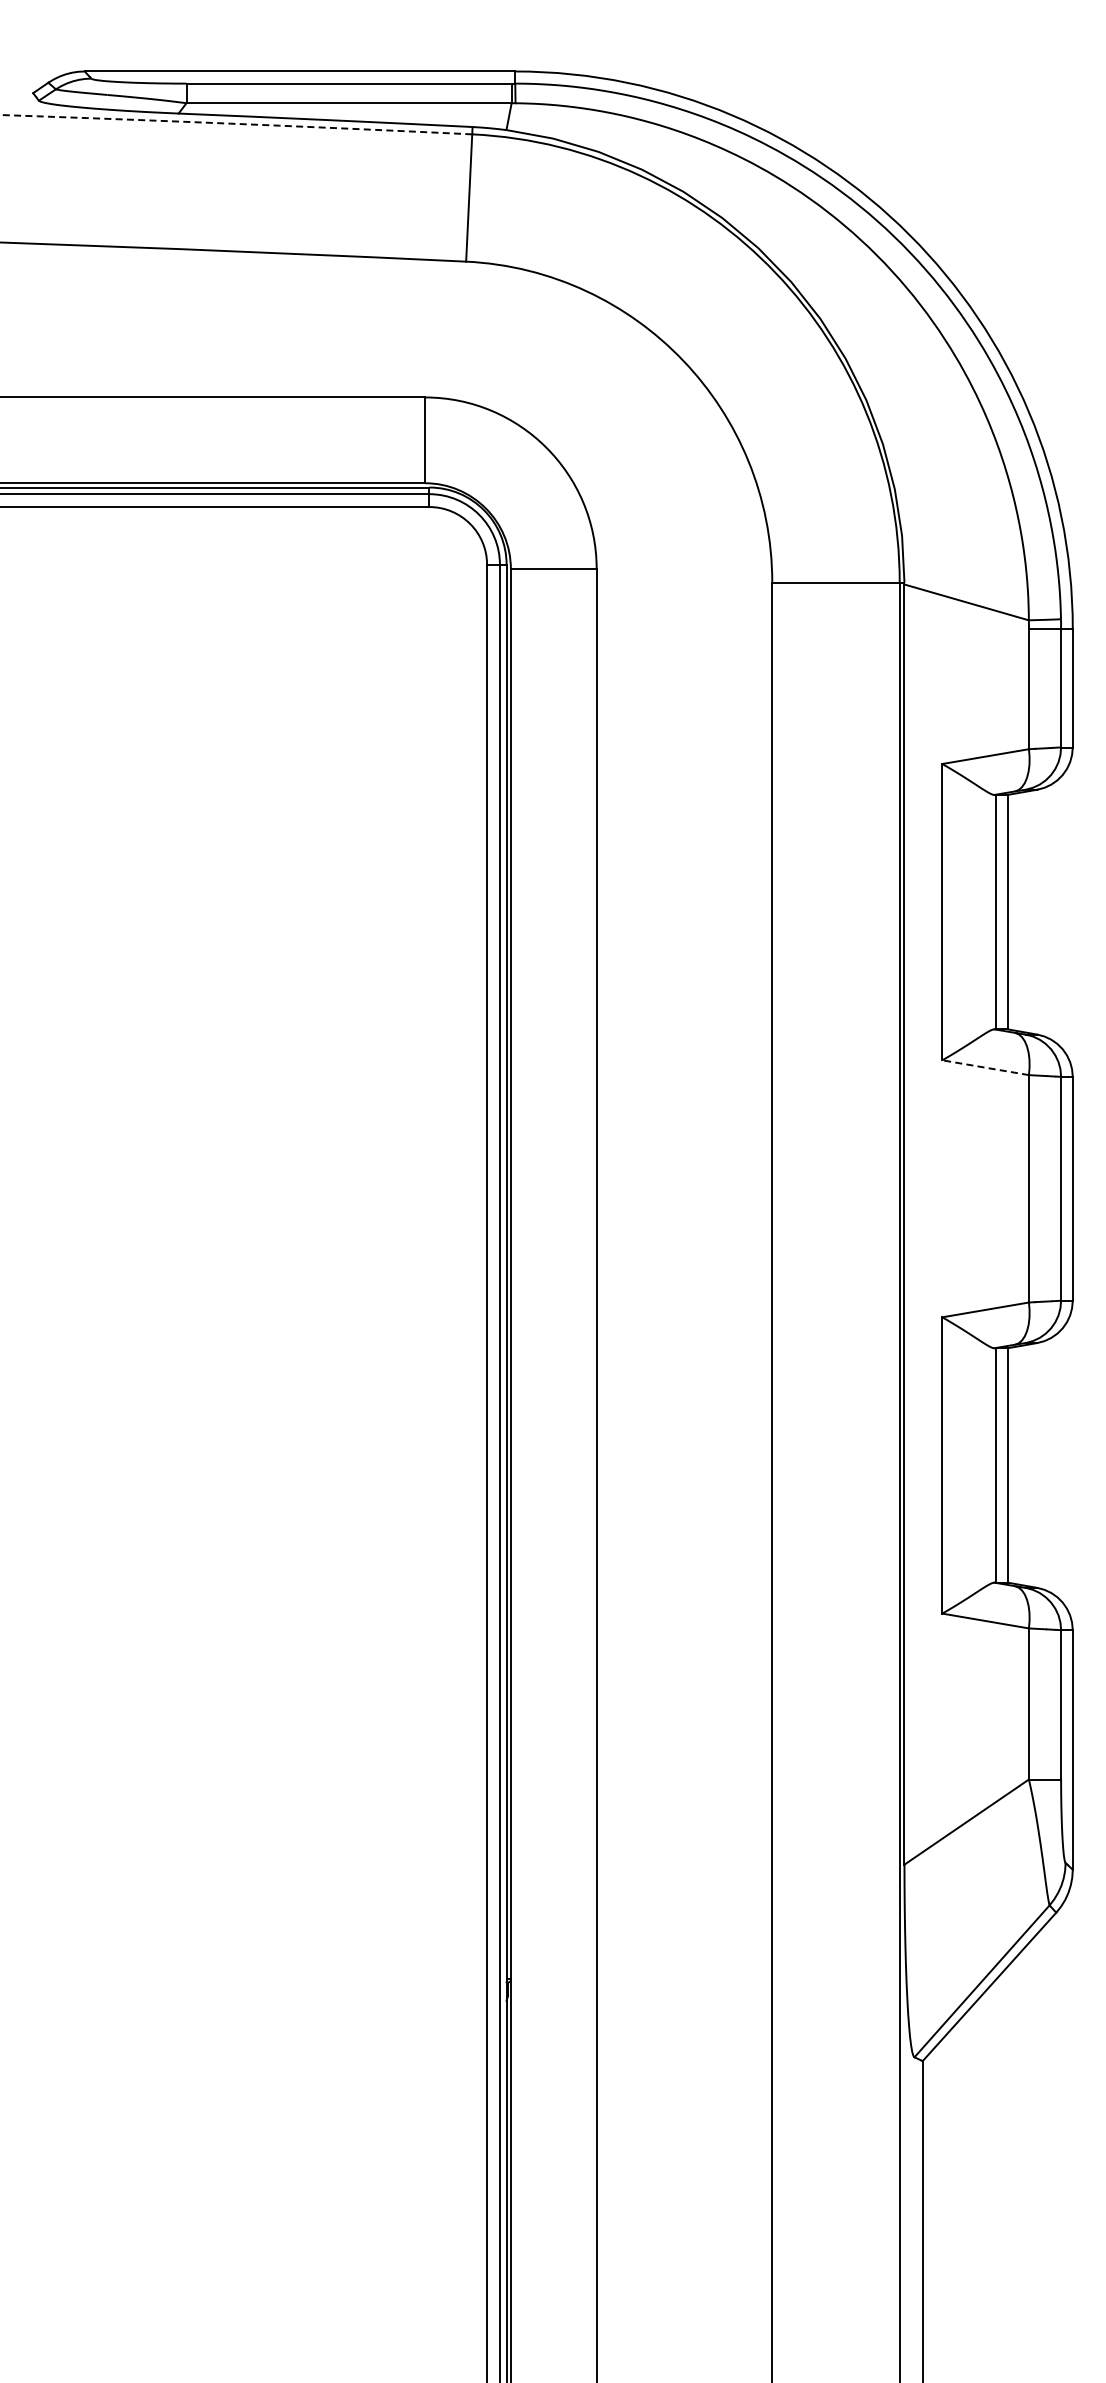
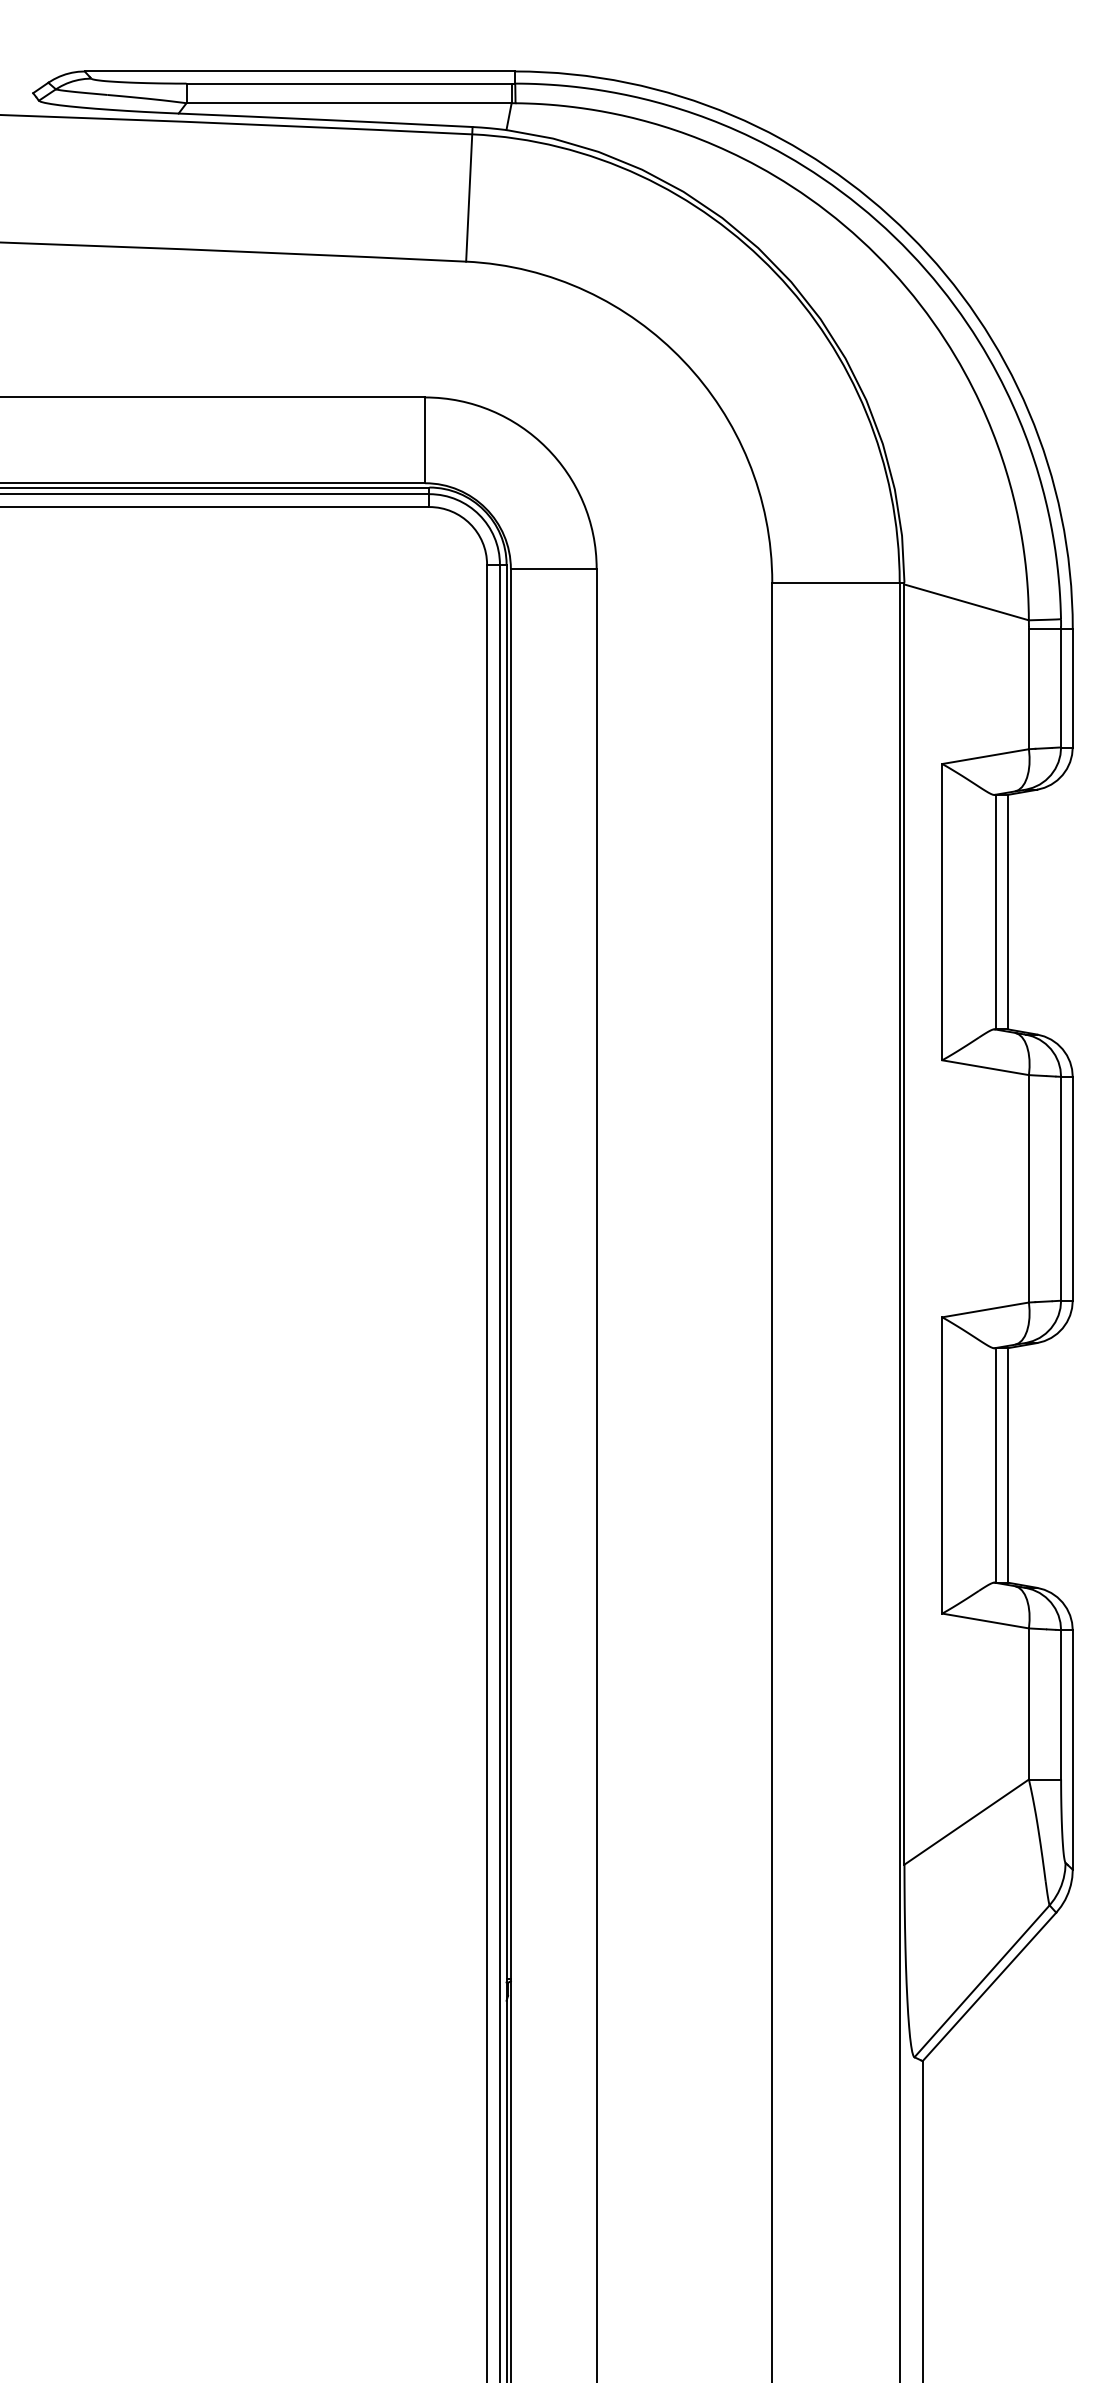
arc: dashed -> solid (236, 124)
line: dashed -> solid (985, 1067)
